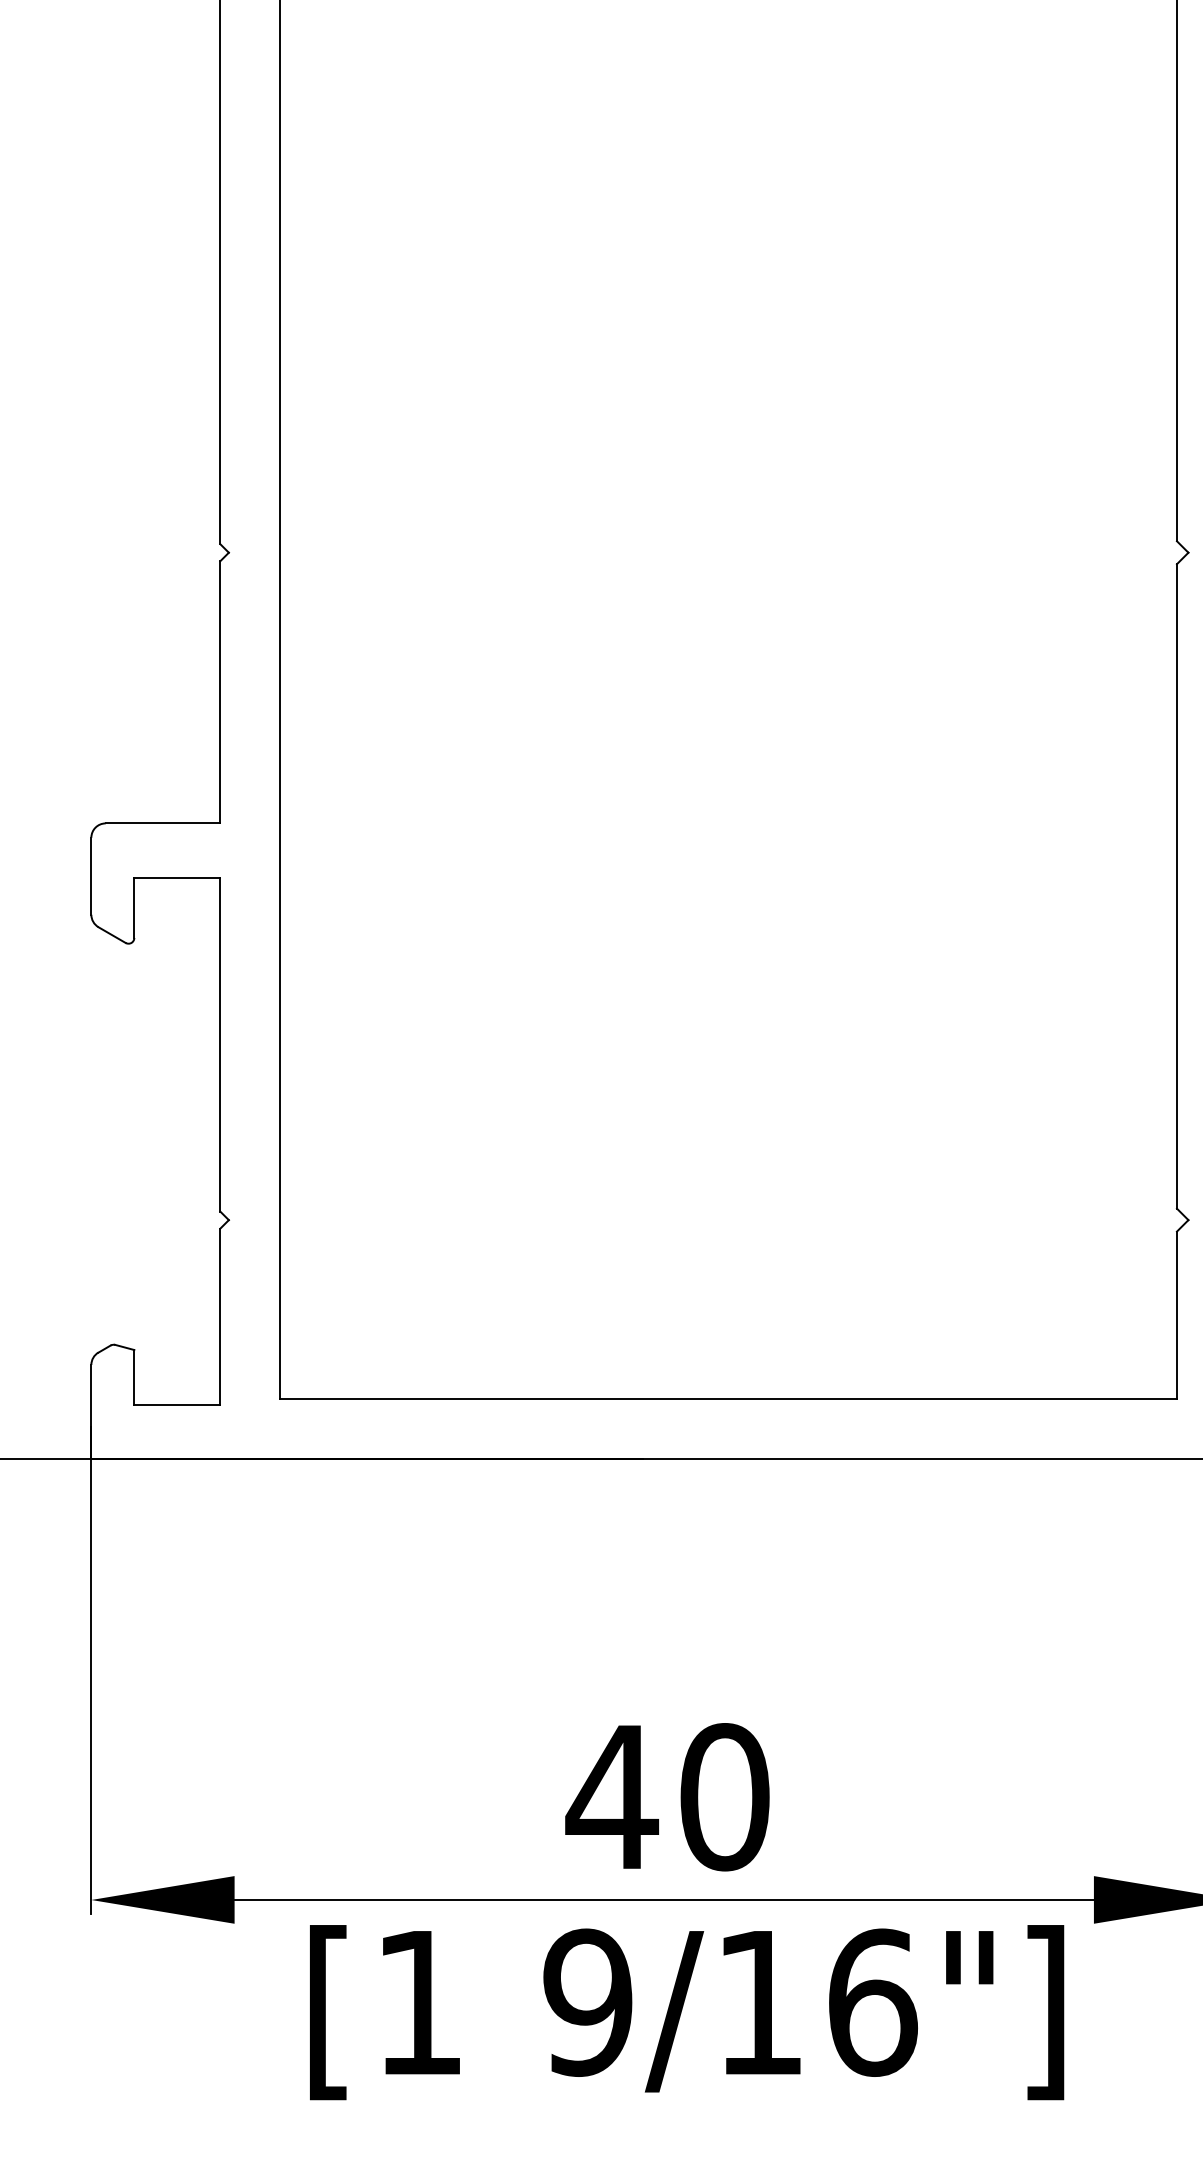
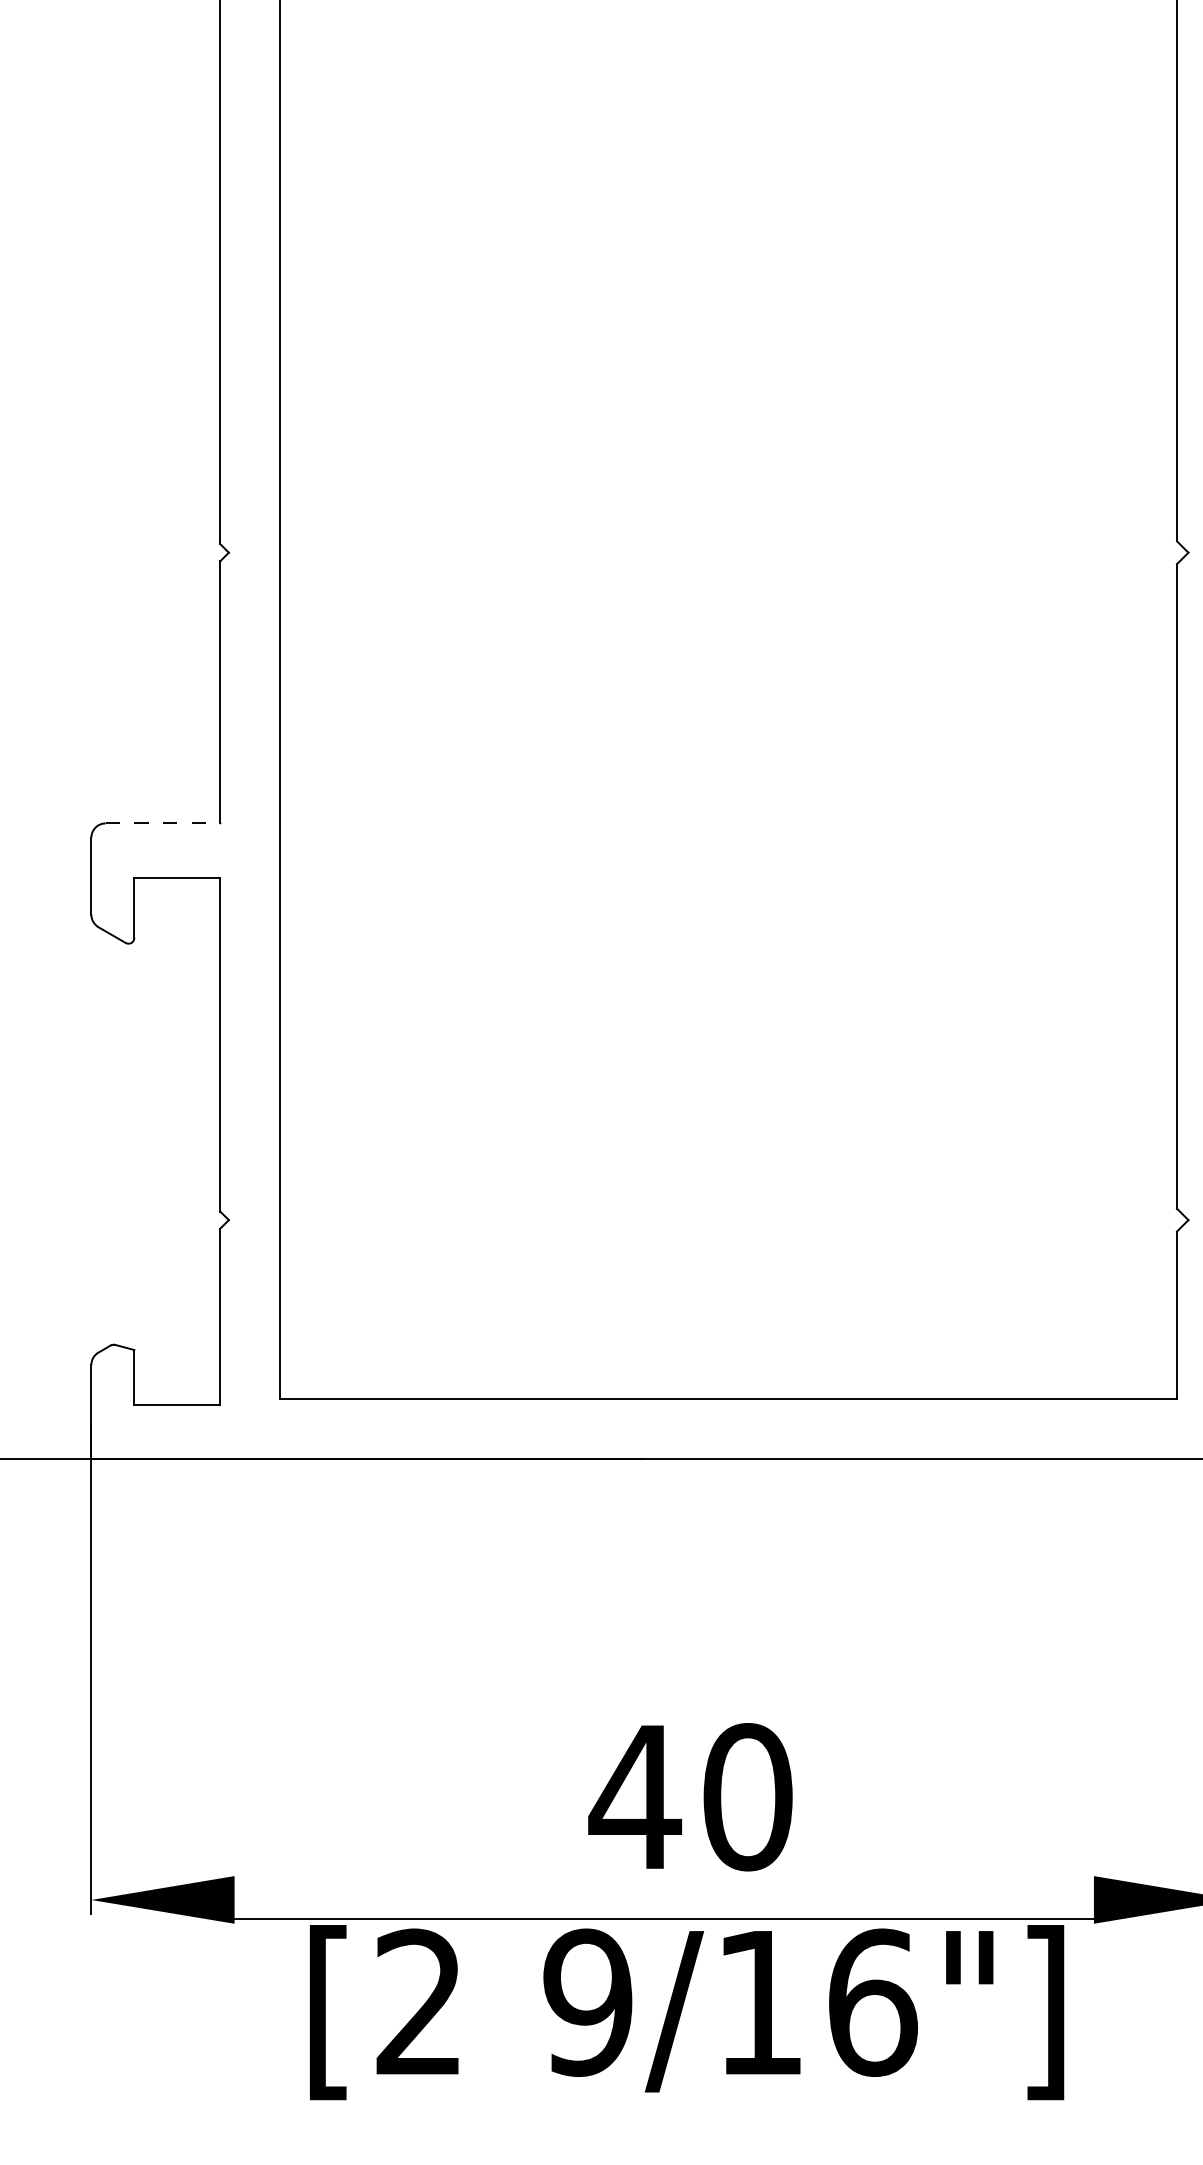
line: solid -> dashed (163, 823)
text position: (667, 1797) -> (690, 1797) (690, 1797)
line position: (663, 1900) -> (663, 1919) (663, 1919)
text: [1 -> [2 (417, 2001)
